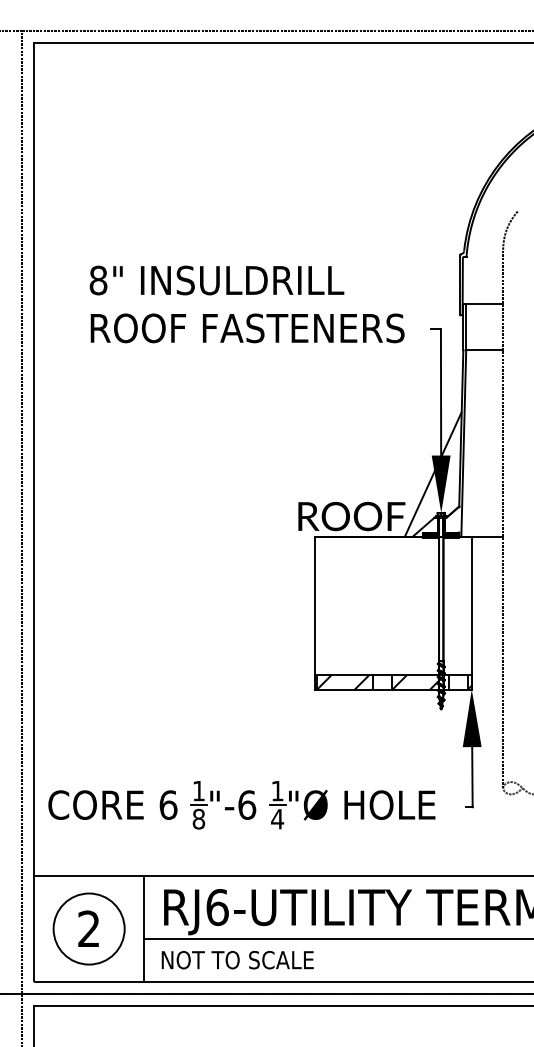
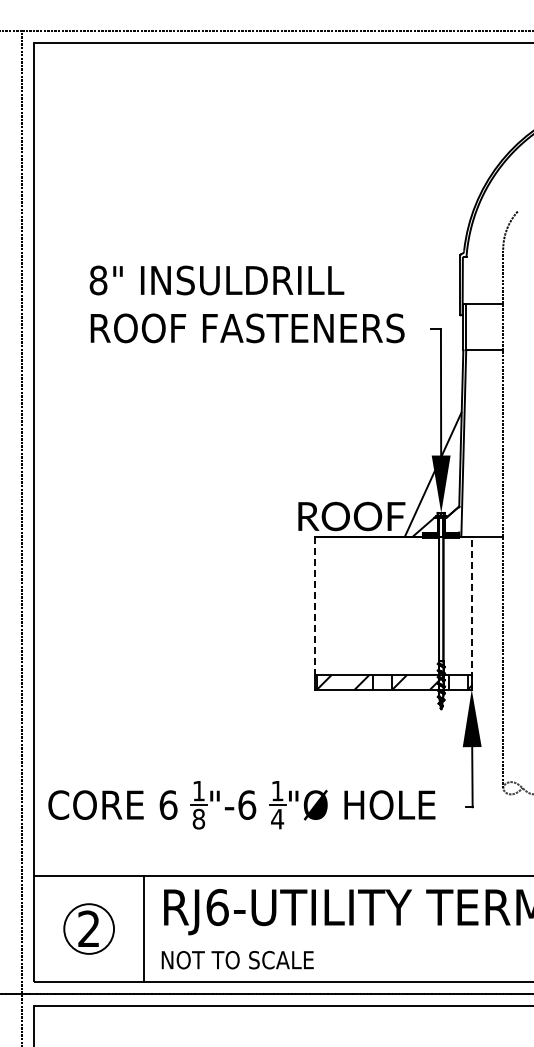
line: solid -> dashed (315, 606)
line: solid -> dashed (471, 612)
circle diameter: 71 px -> 50 px (89, 928)
line: present -> none (337, 938)
